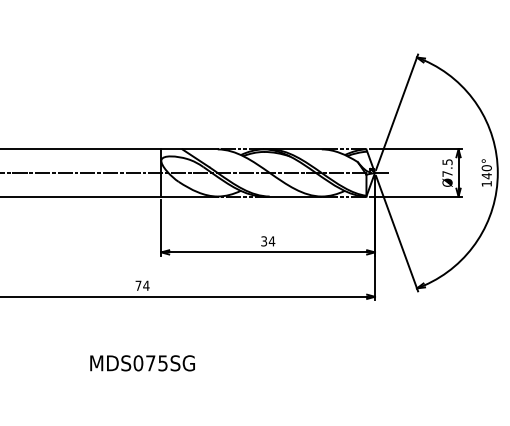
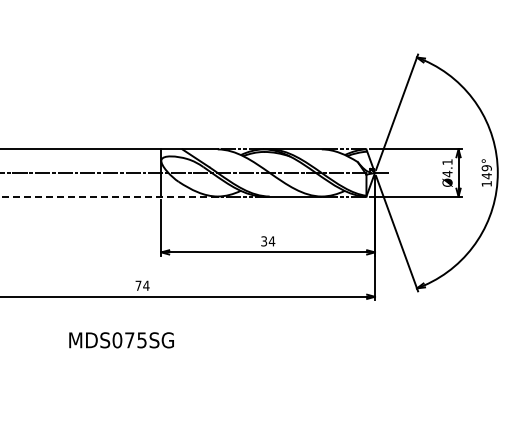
text: Ø7.5 -> Ø4.1 (447, 168)
text: 140° -> 149° (486, 168)
line: solid -> dashed (108, 196)
text position: (142, 363) -> (121, 340) (121, 340)
